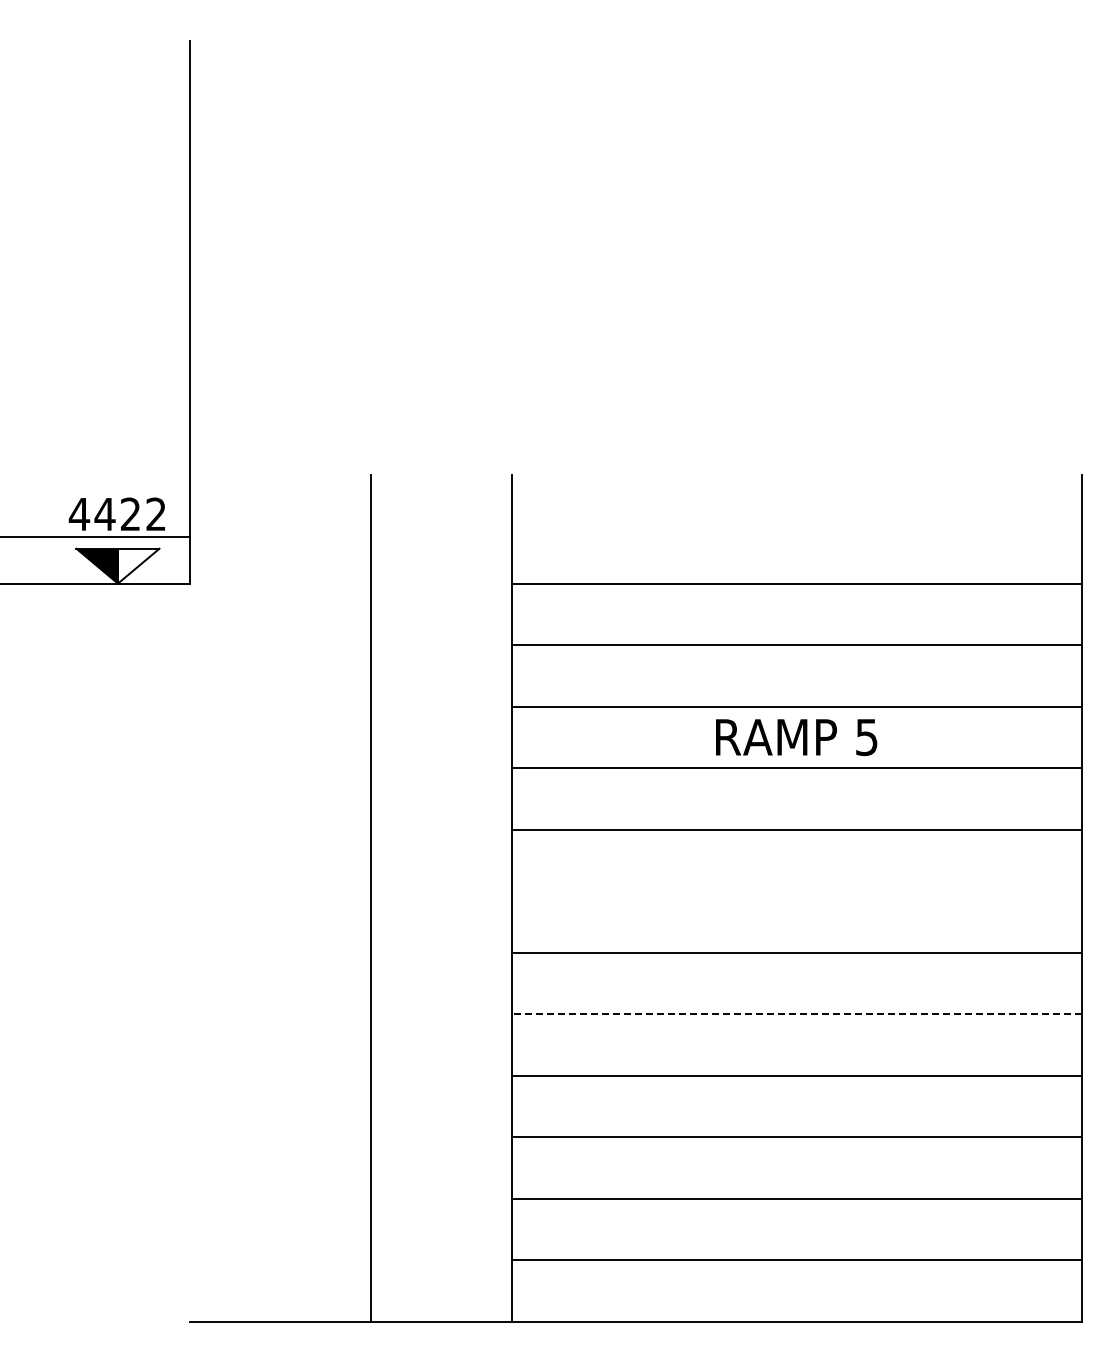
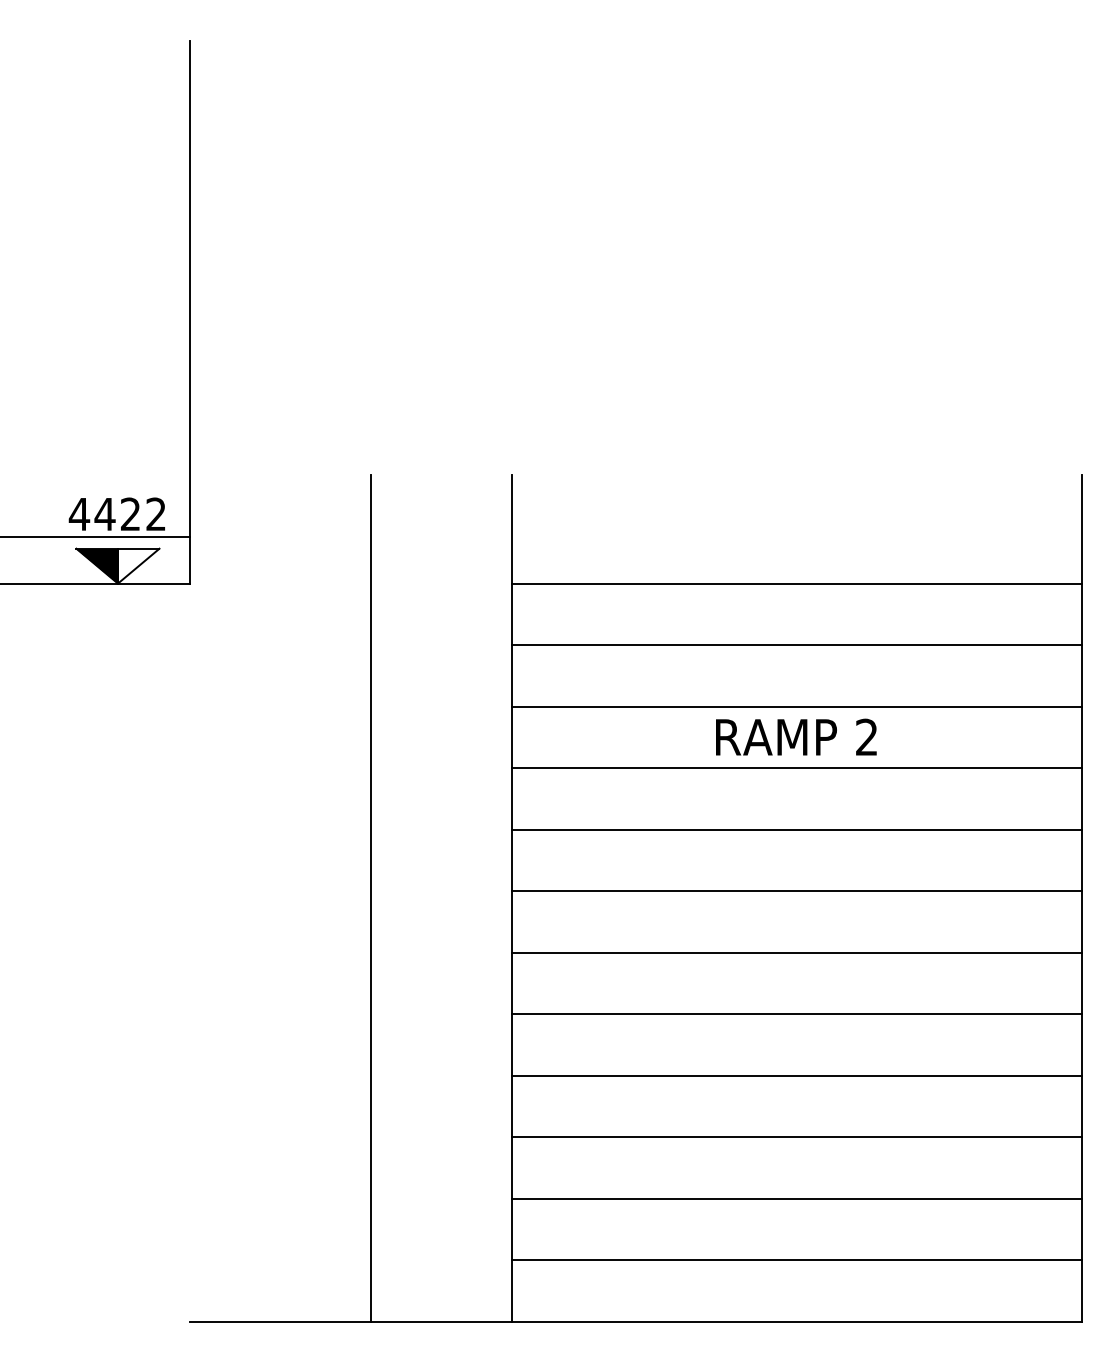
text: 5 -> 2 (866, 737)
line: none -> present (796, 891)
line: dashed -> solid (796, 1014)
